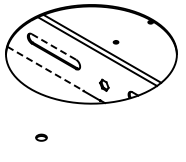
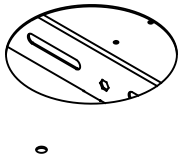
line: dashed -> solid (53, 46)
line: dashed -> solid (46, 69)
part position: (41, 137) -> (41, 149) (41, 149)
